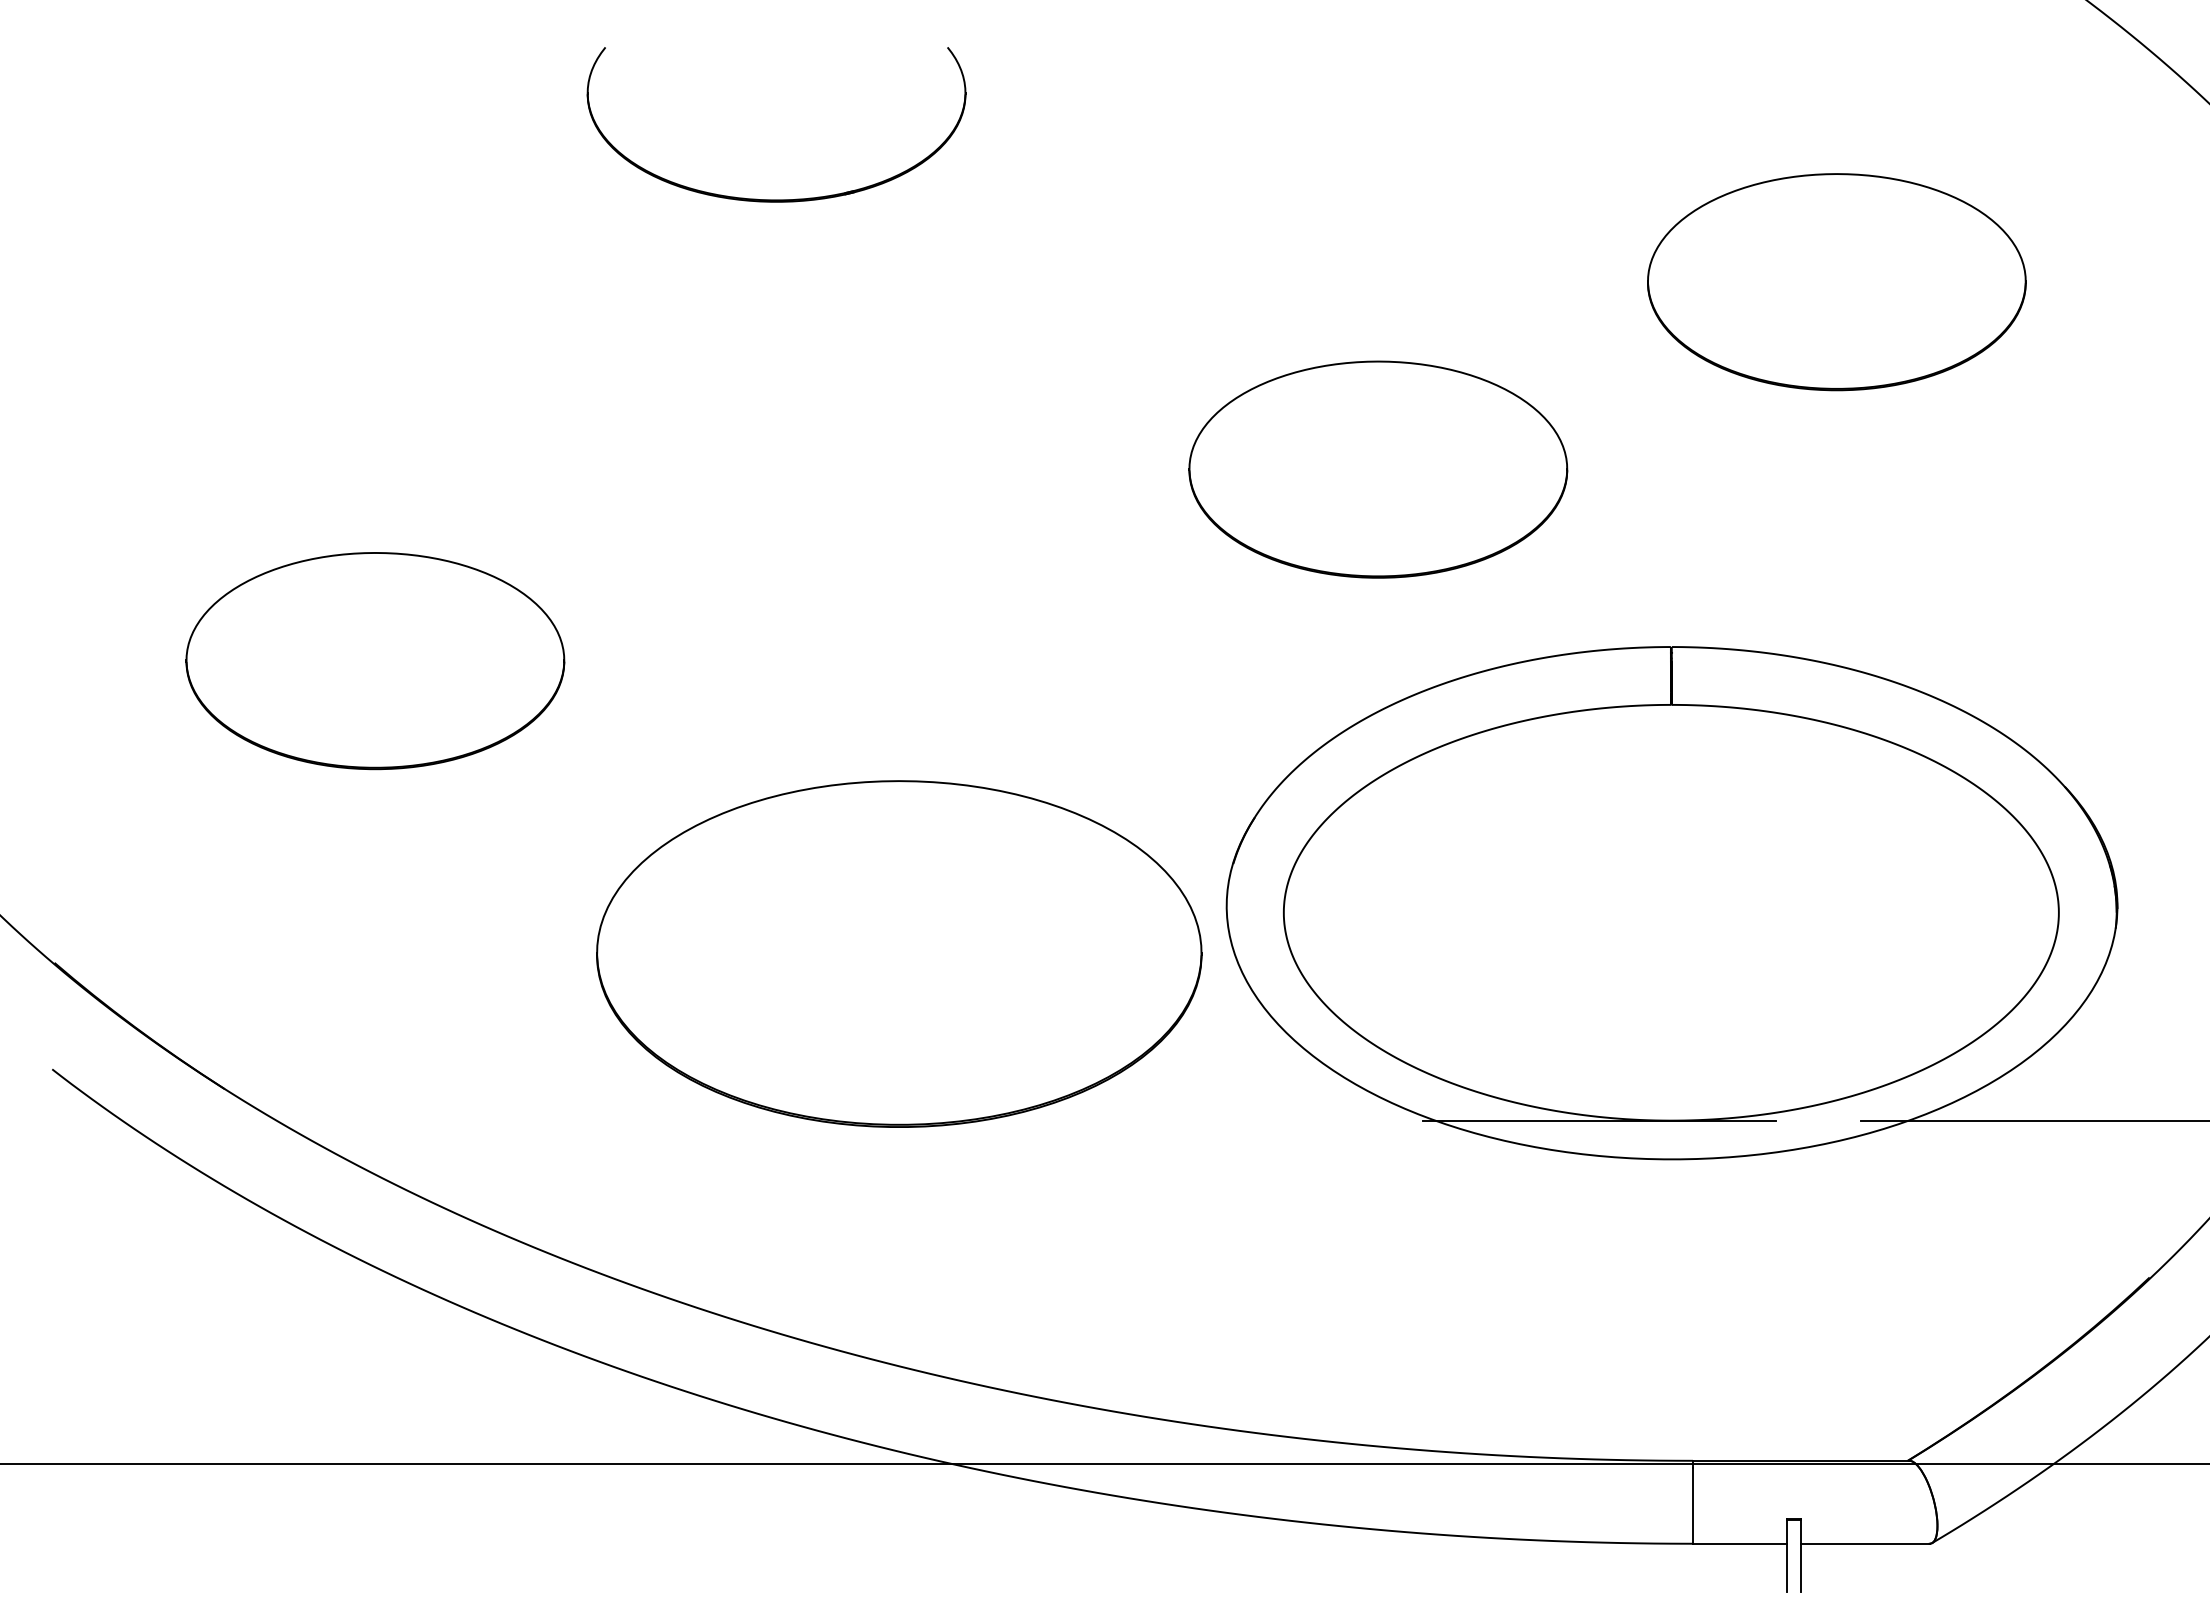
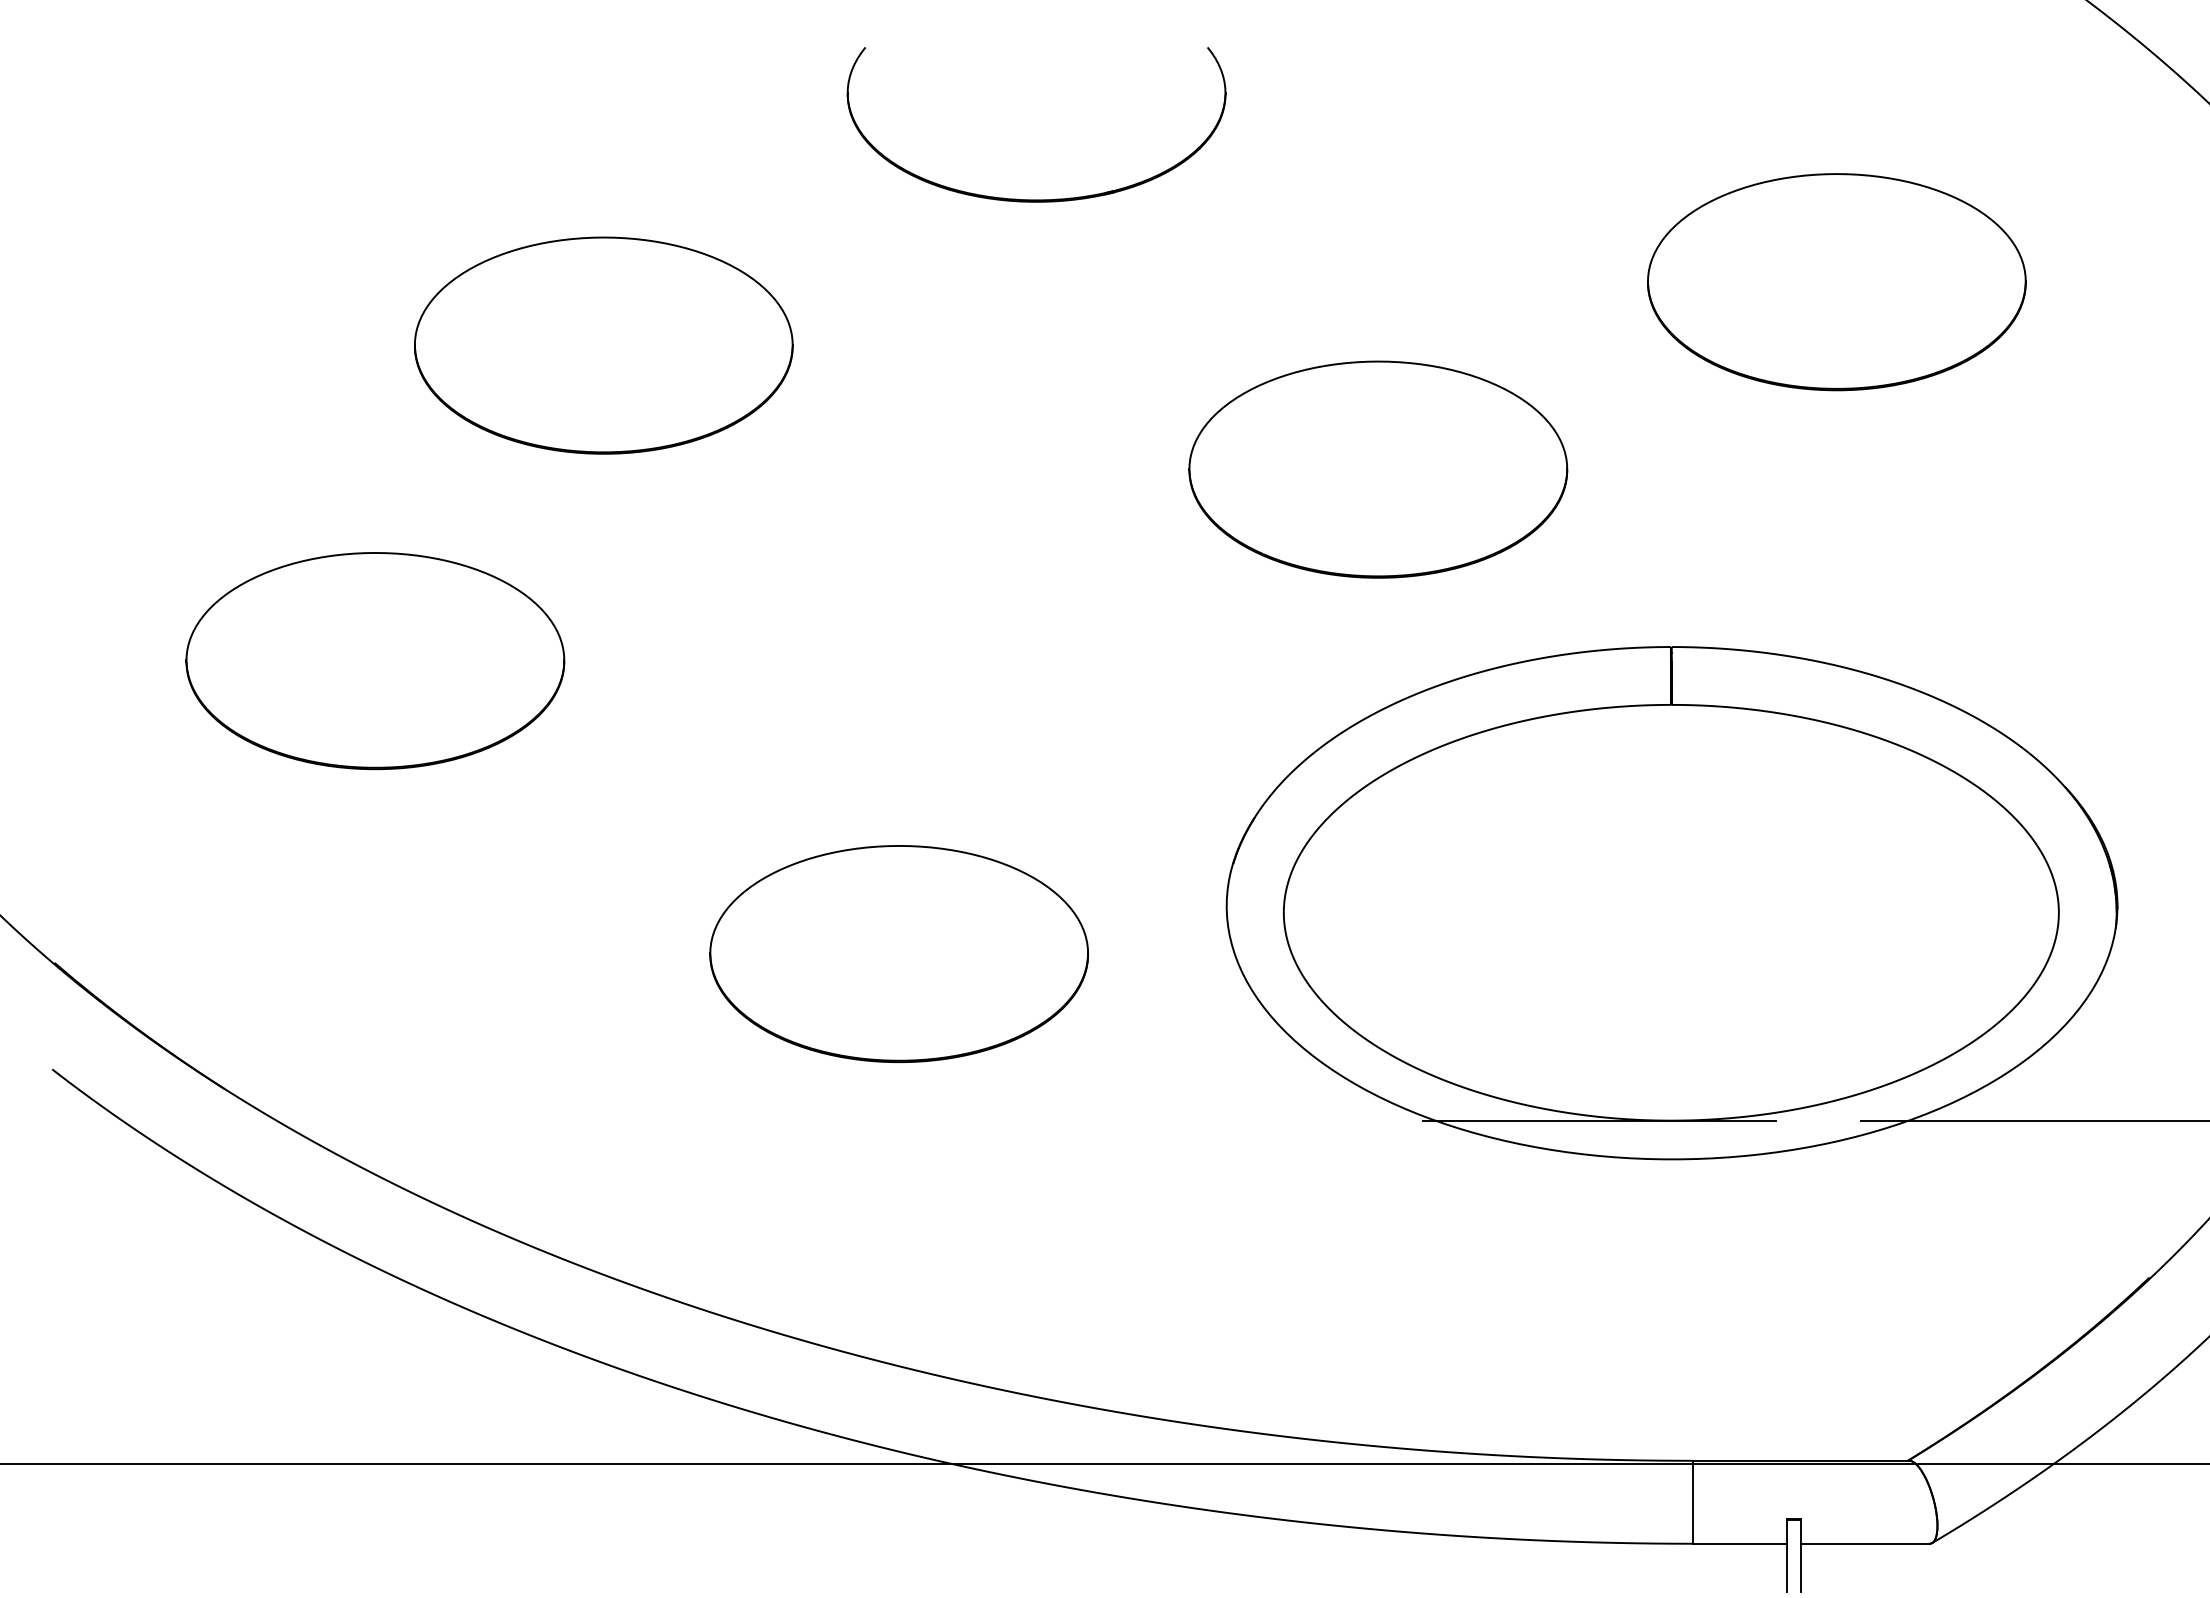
part position: (776, 199) -> (1036, 199) (1036, 199)
part: none -> present (603, 345)
part size: 607x348 px -> 380x218 px (898, 953)
